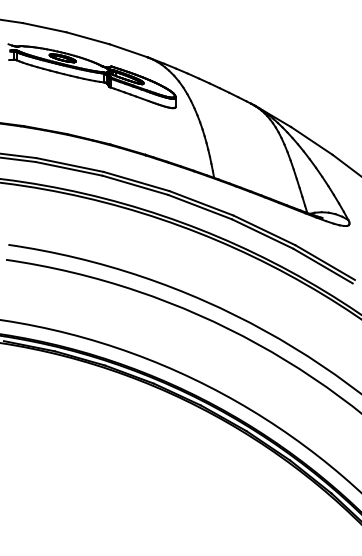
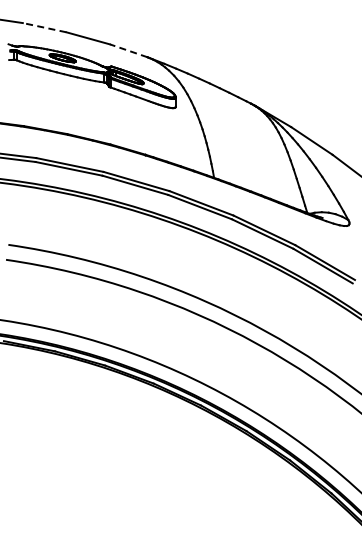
line: solid -> dashed (44, 27)
line: solid -> dashed (128, 50)
